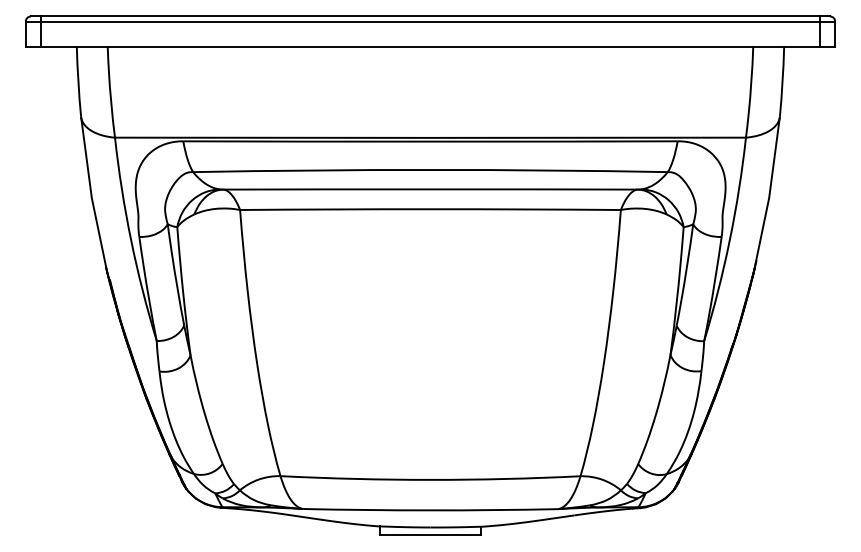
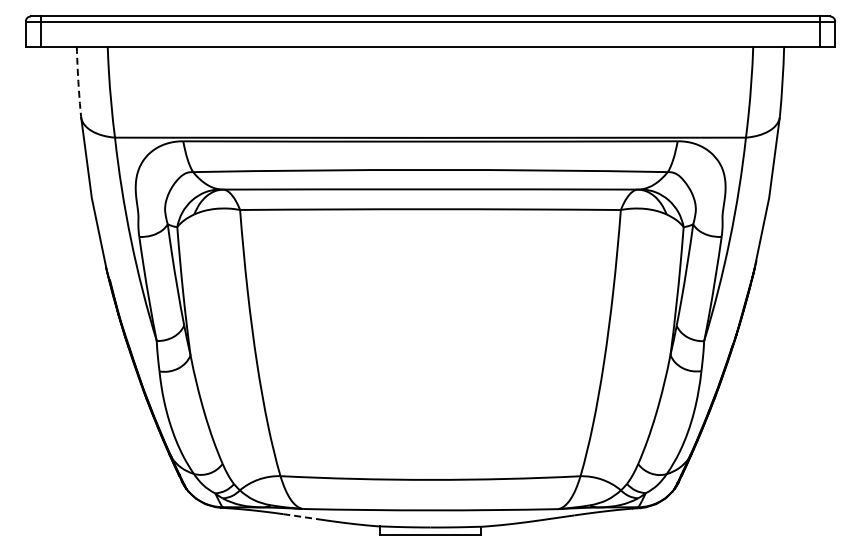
arc: solid -> dashed (78, 81)
line: solid -> dashed (302, 516)
